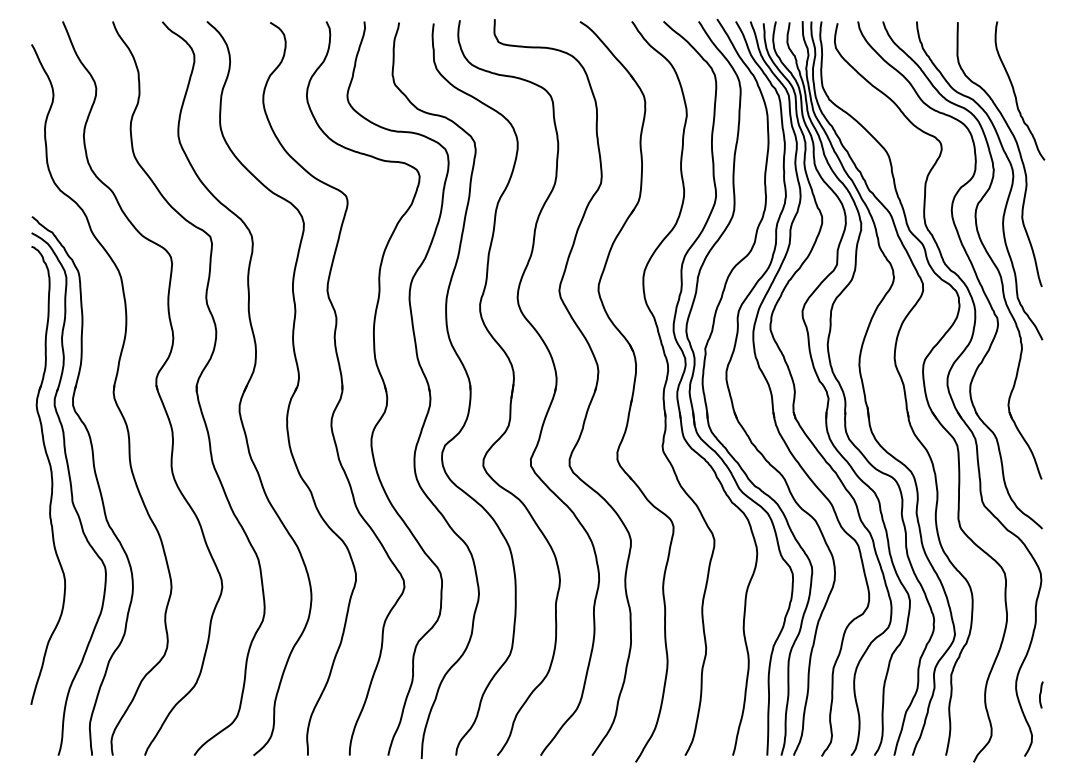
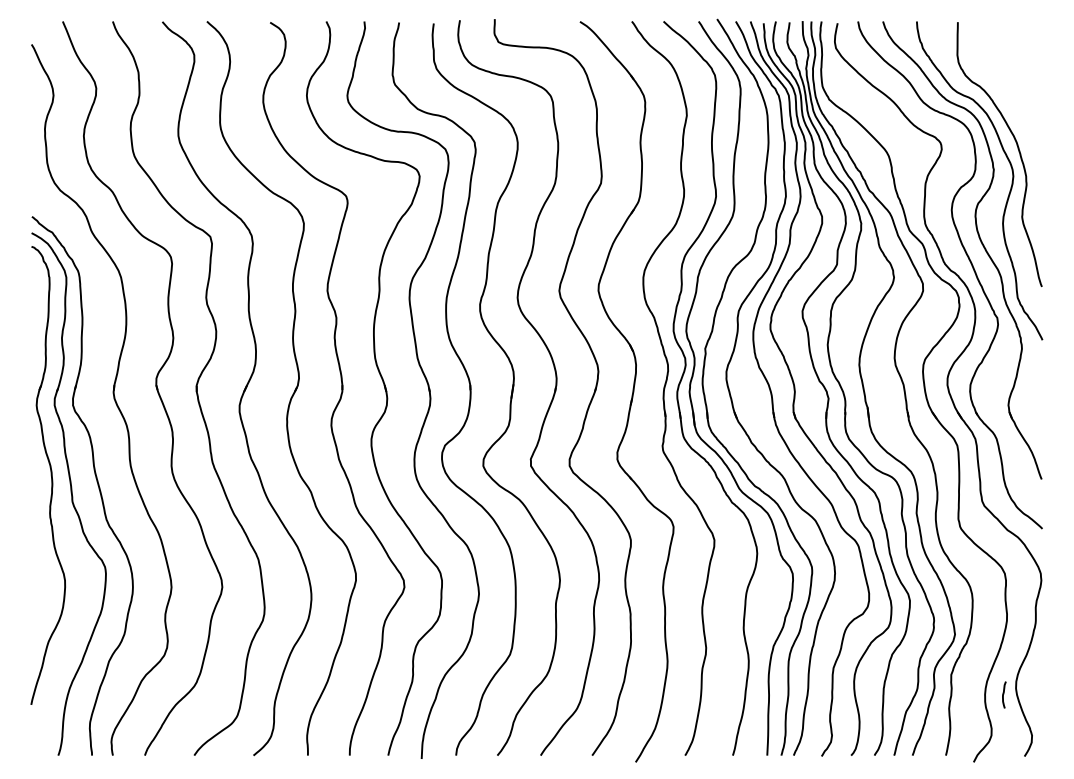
curve: present -> none (1015, 92)
curve position: (1041, 694) -> (1004, 694) (1004, 694)
